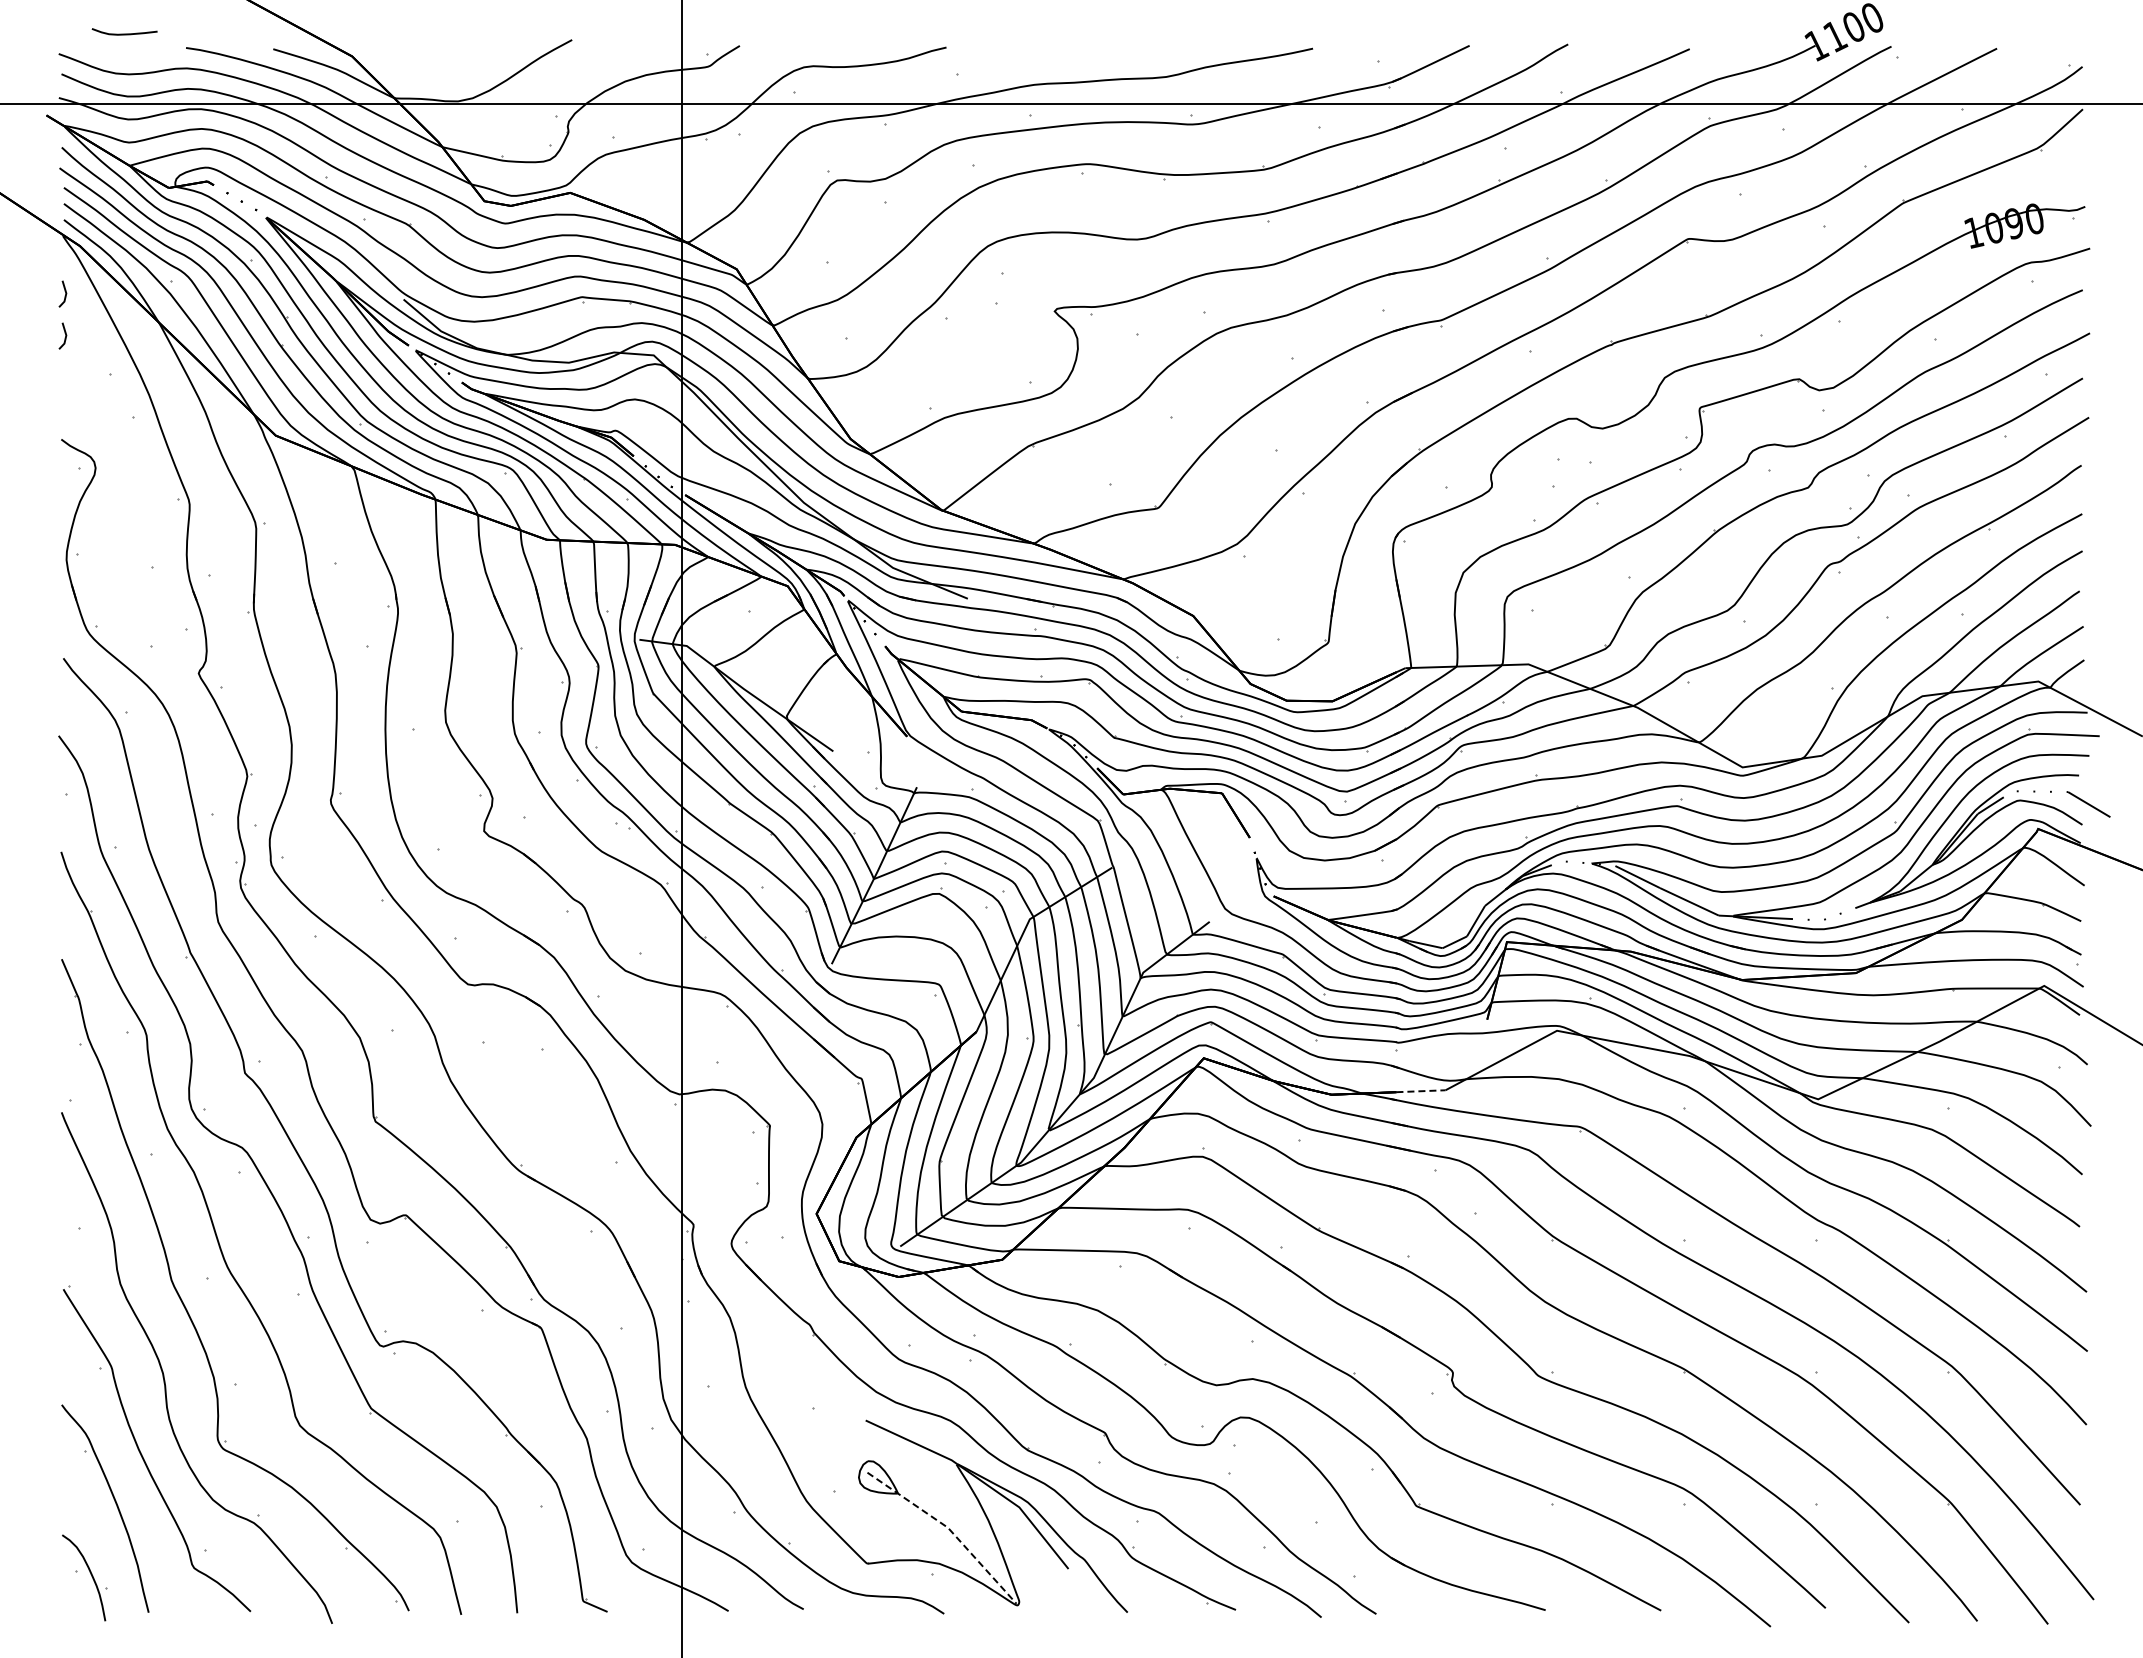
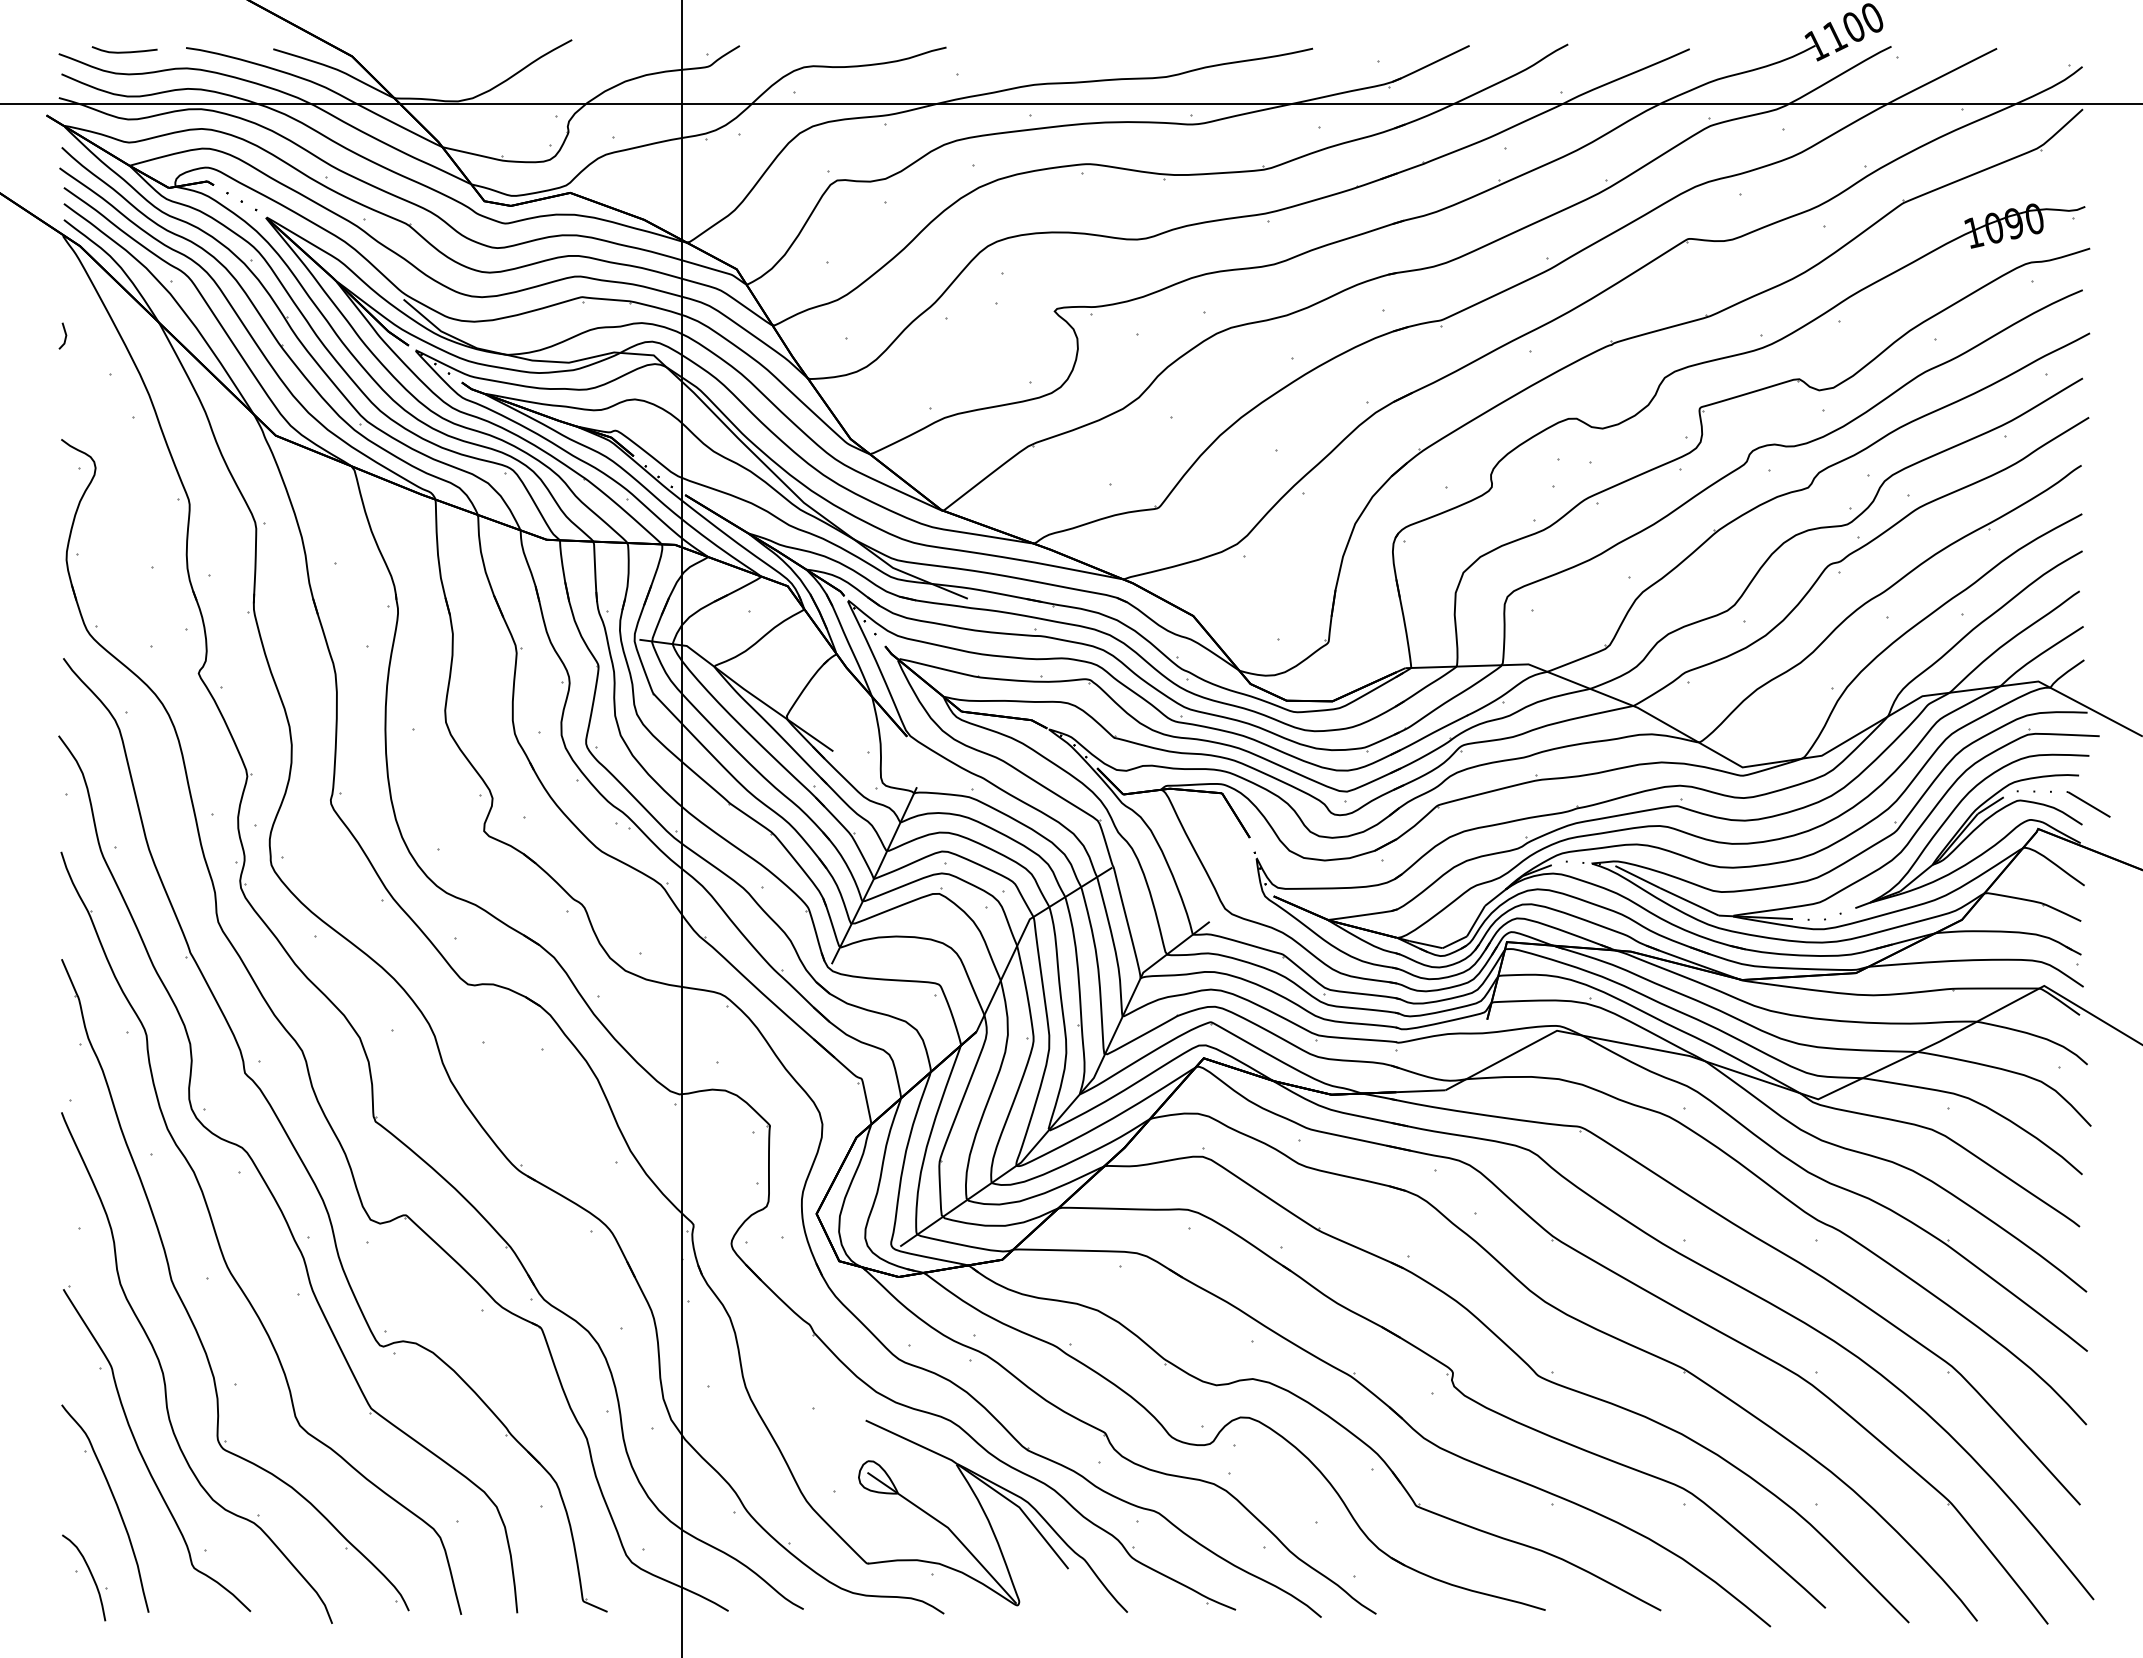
curve position: (124, 33) -> (124, 51) (124, 51)
line: present -> none (64, 291)
line: dashed -> solid (1421, 1091)
line: dashed -> solid (949, 1529)
